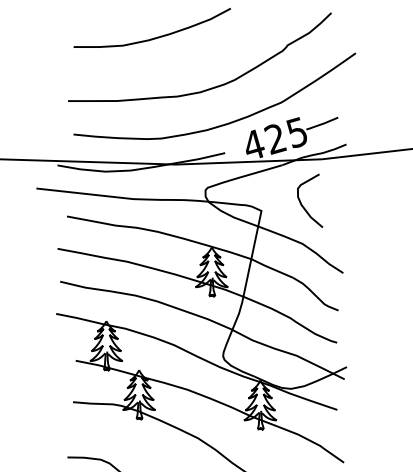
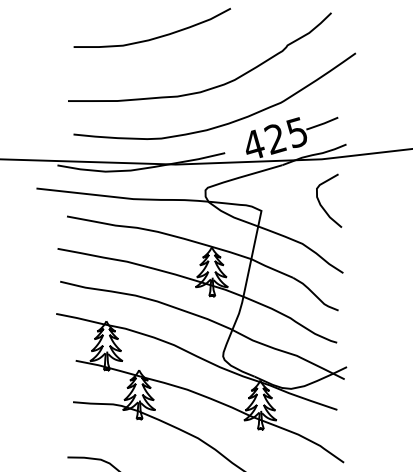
curve position: (303, 205) -> (322, 205) (322, 205)
